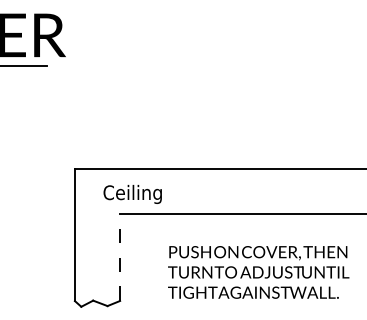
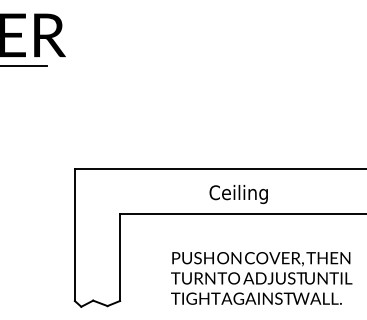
text position: (132, 194) -> (238, 194) (238, 194)
line: dashed -> solid (120, 257)
text position: (258, 272) -> (261, 278) (261, 278)
